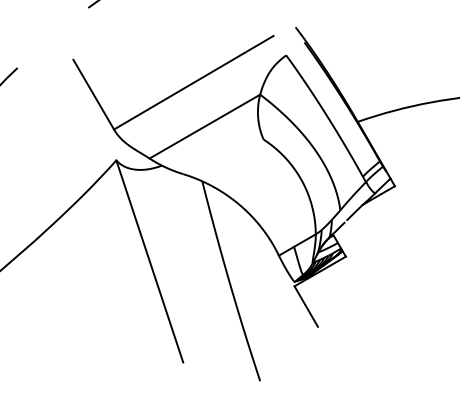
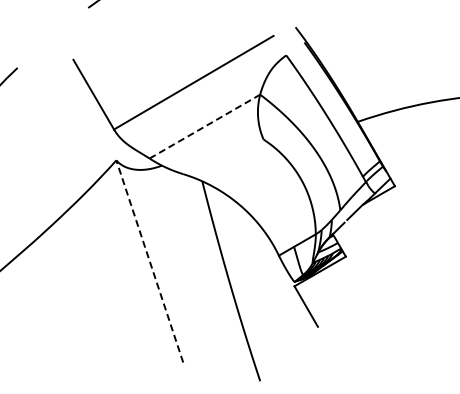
line: solid -> dashed (204, 126)
line: solid -> dashed (149, 260)
